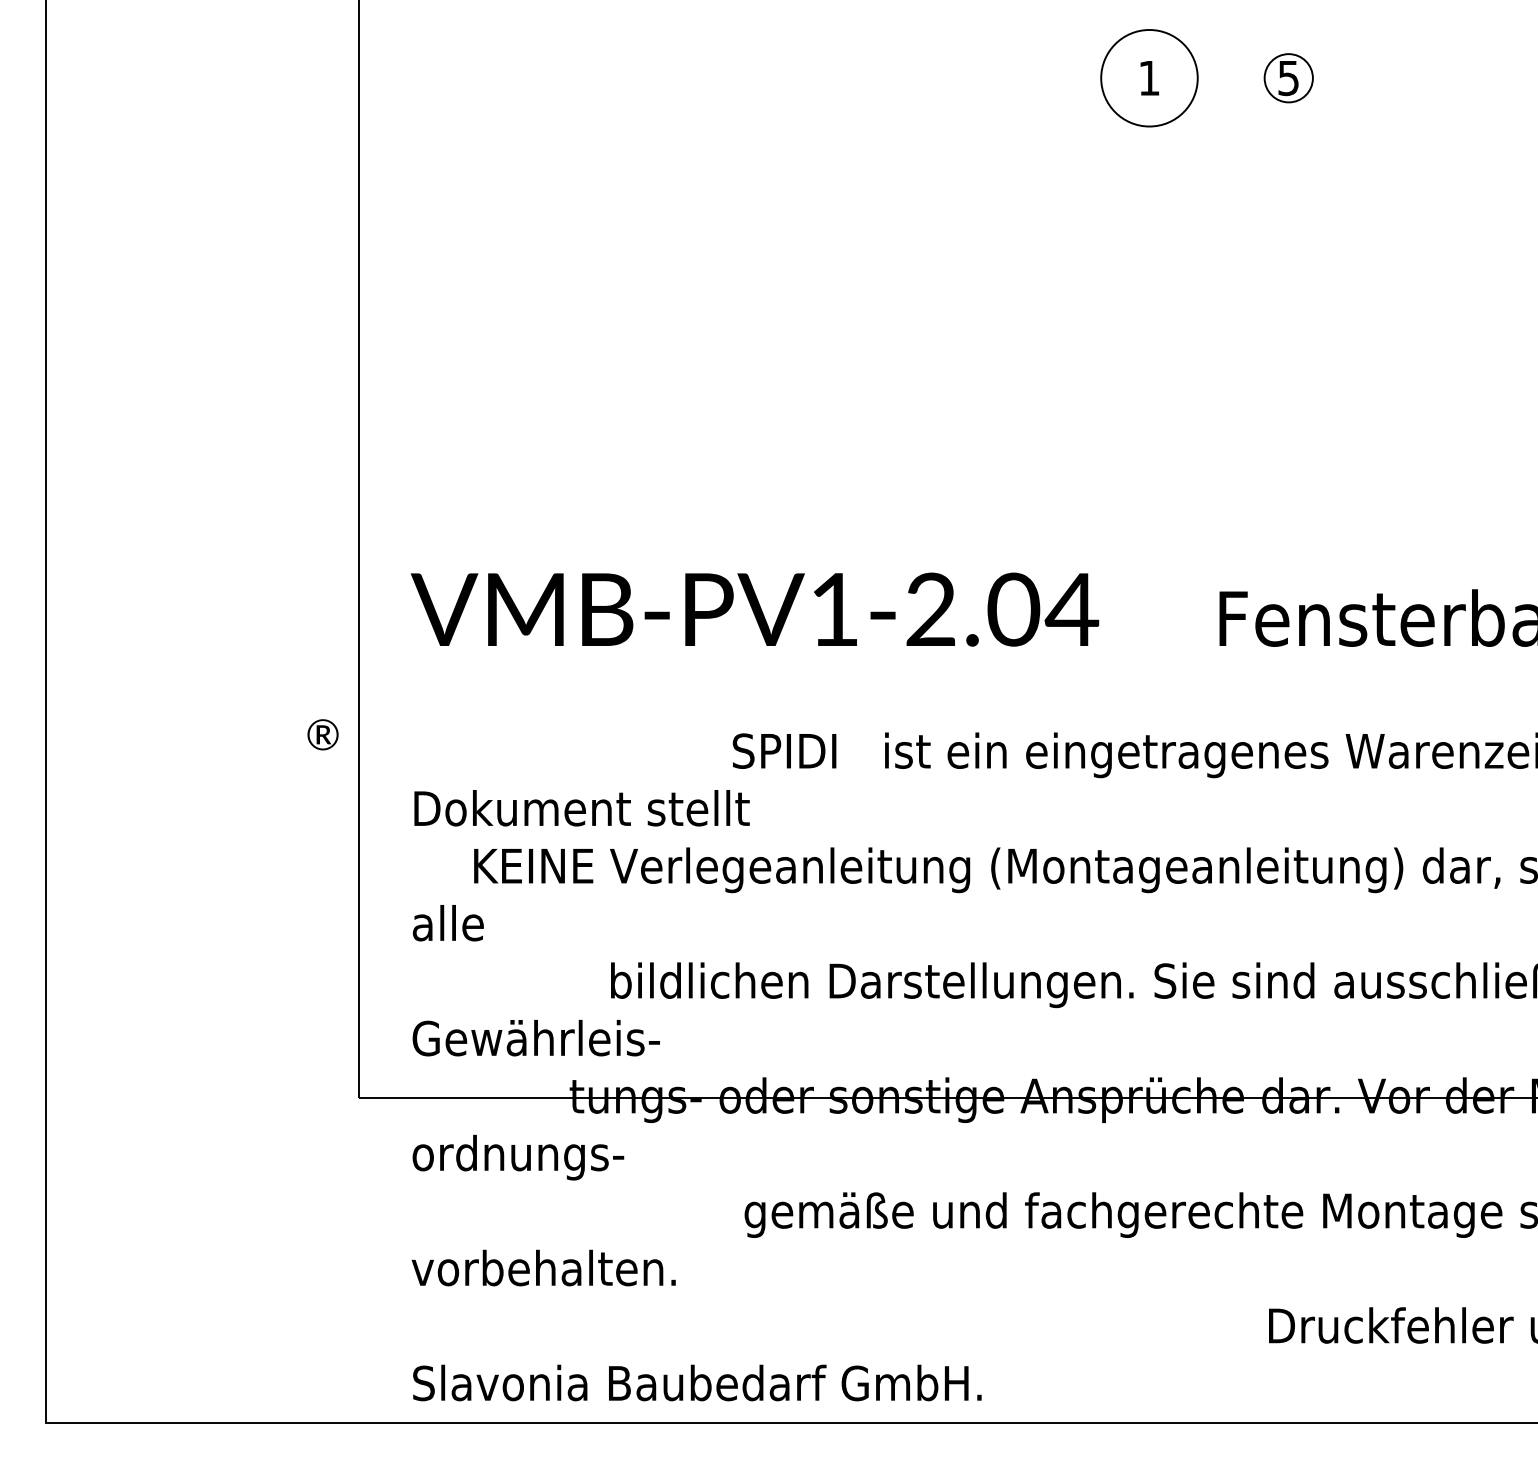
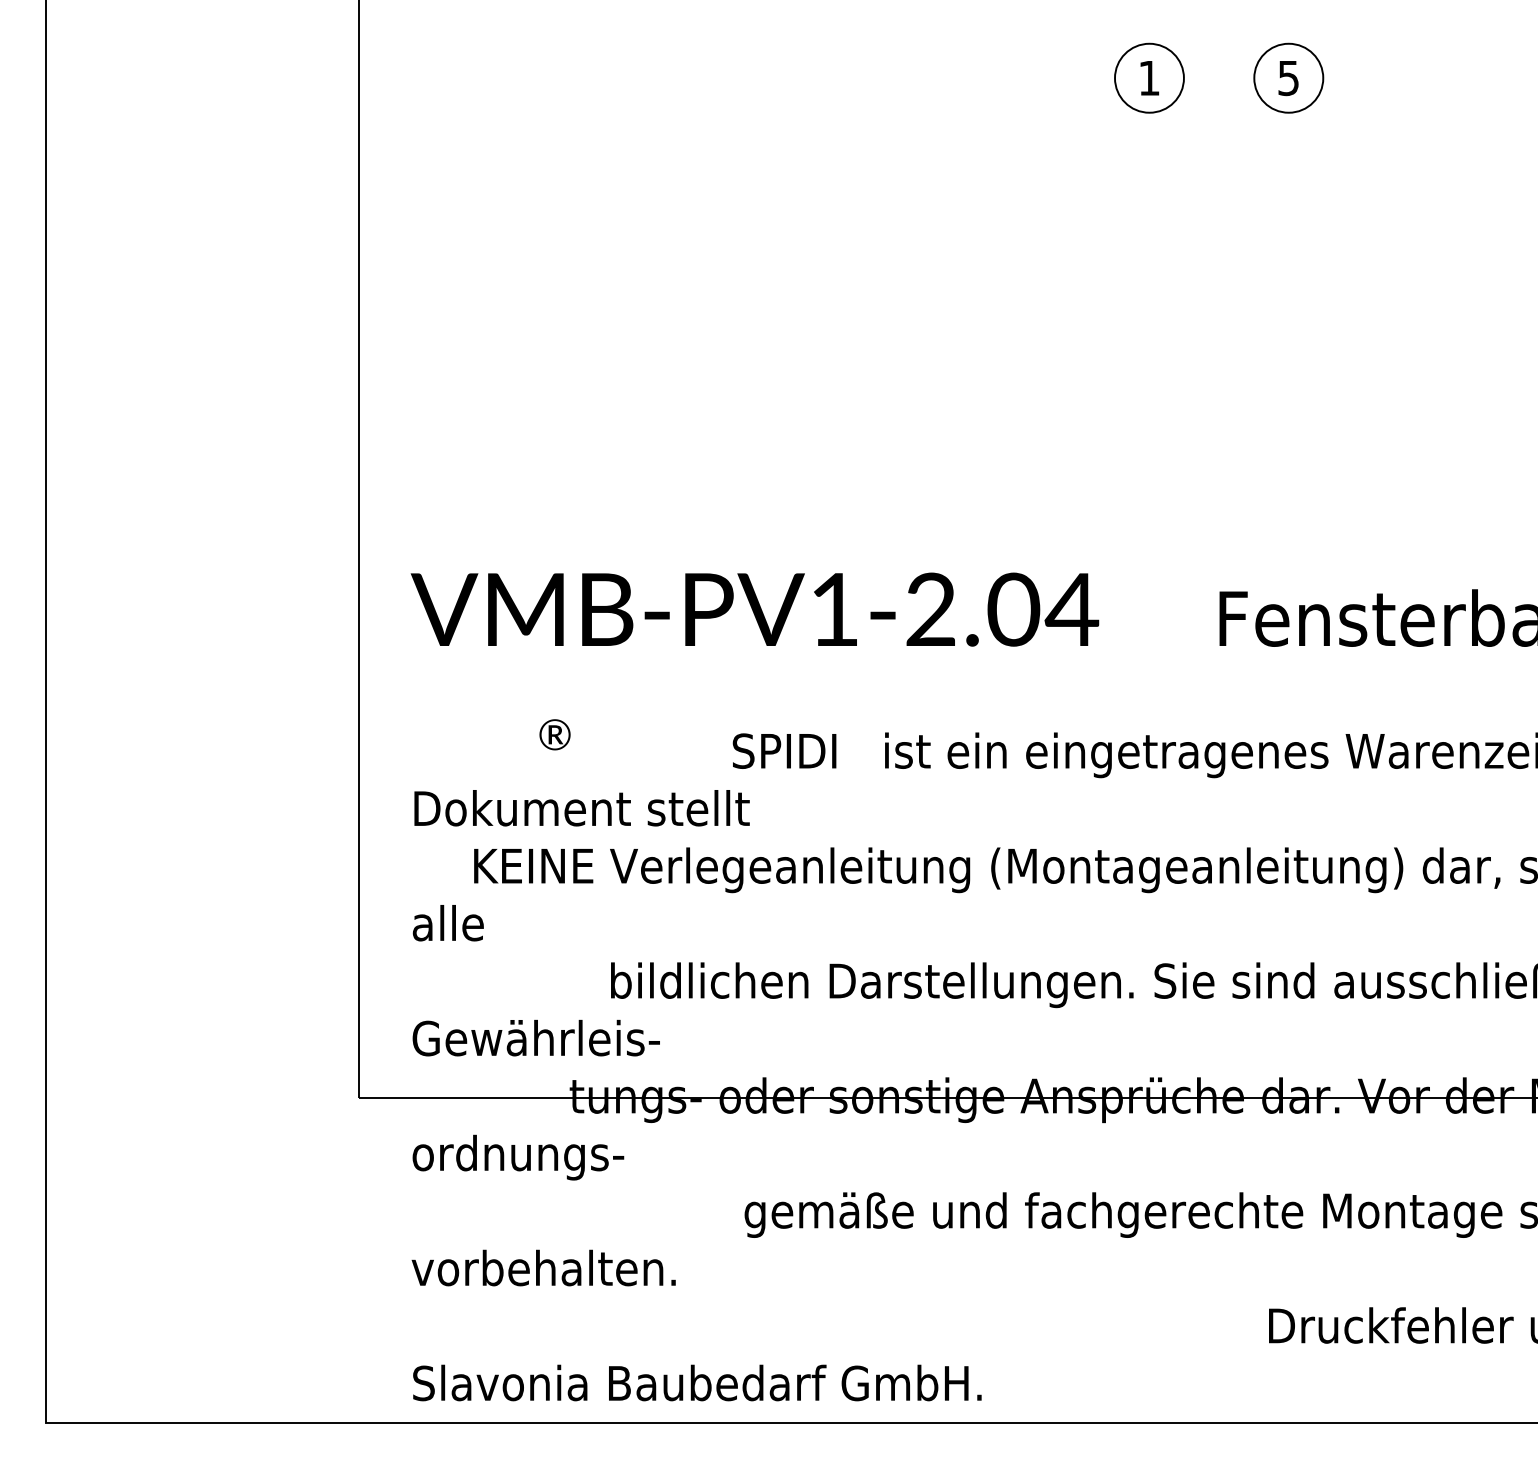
circle diameter: 97 px -> 69 px (1149, 77)
circle diameter: 48 px -> 69 px (1288, 77)
text position: (322, 734) -> (554, 734) (554, 734)
